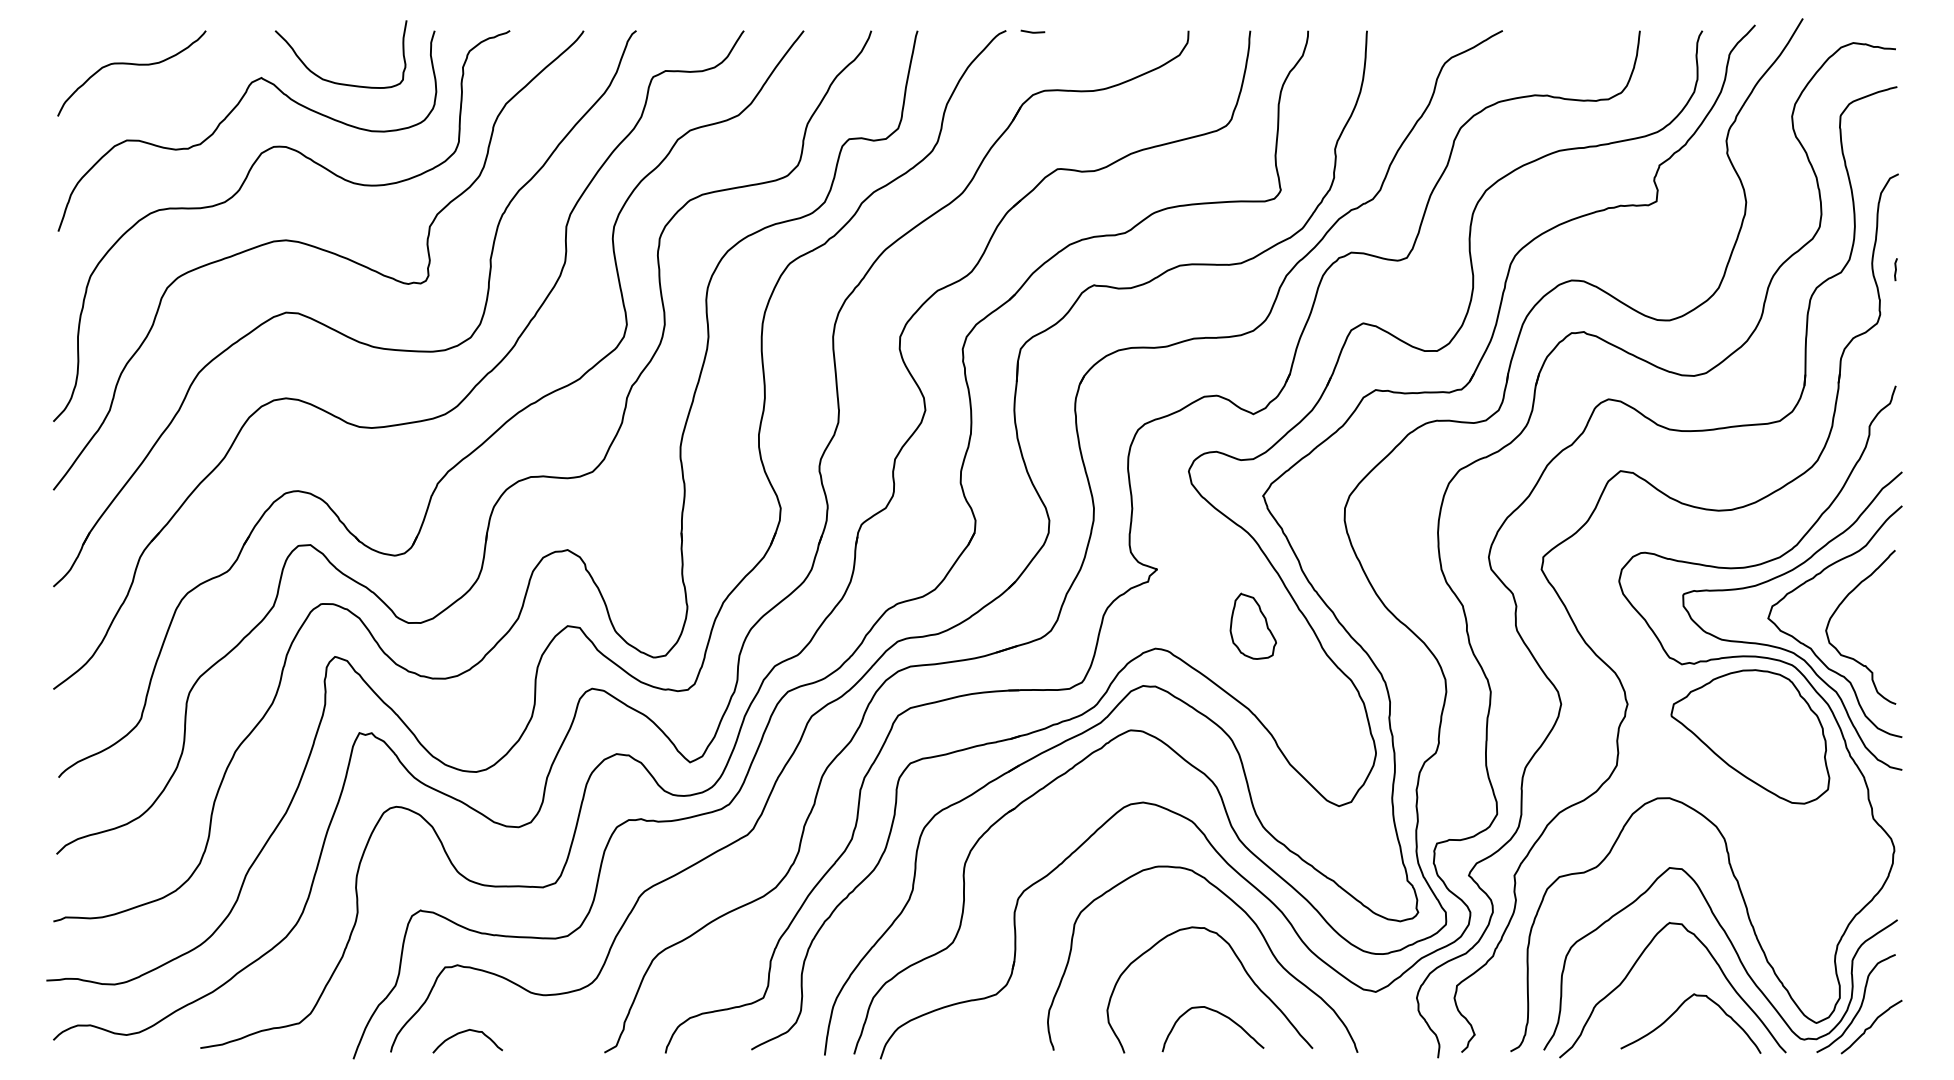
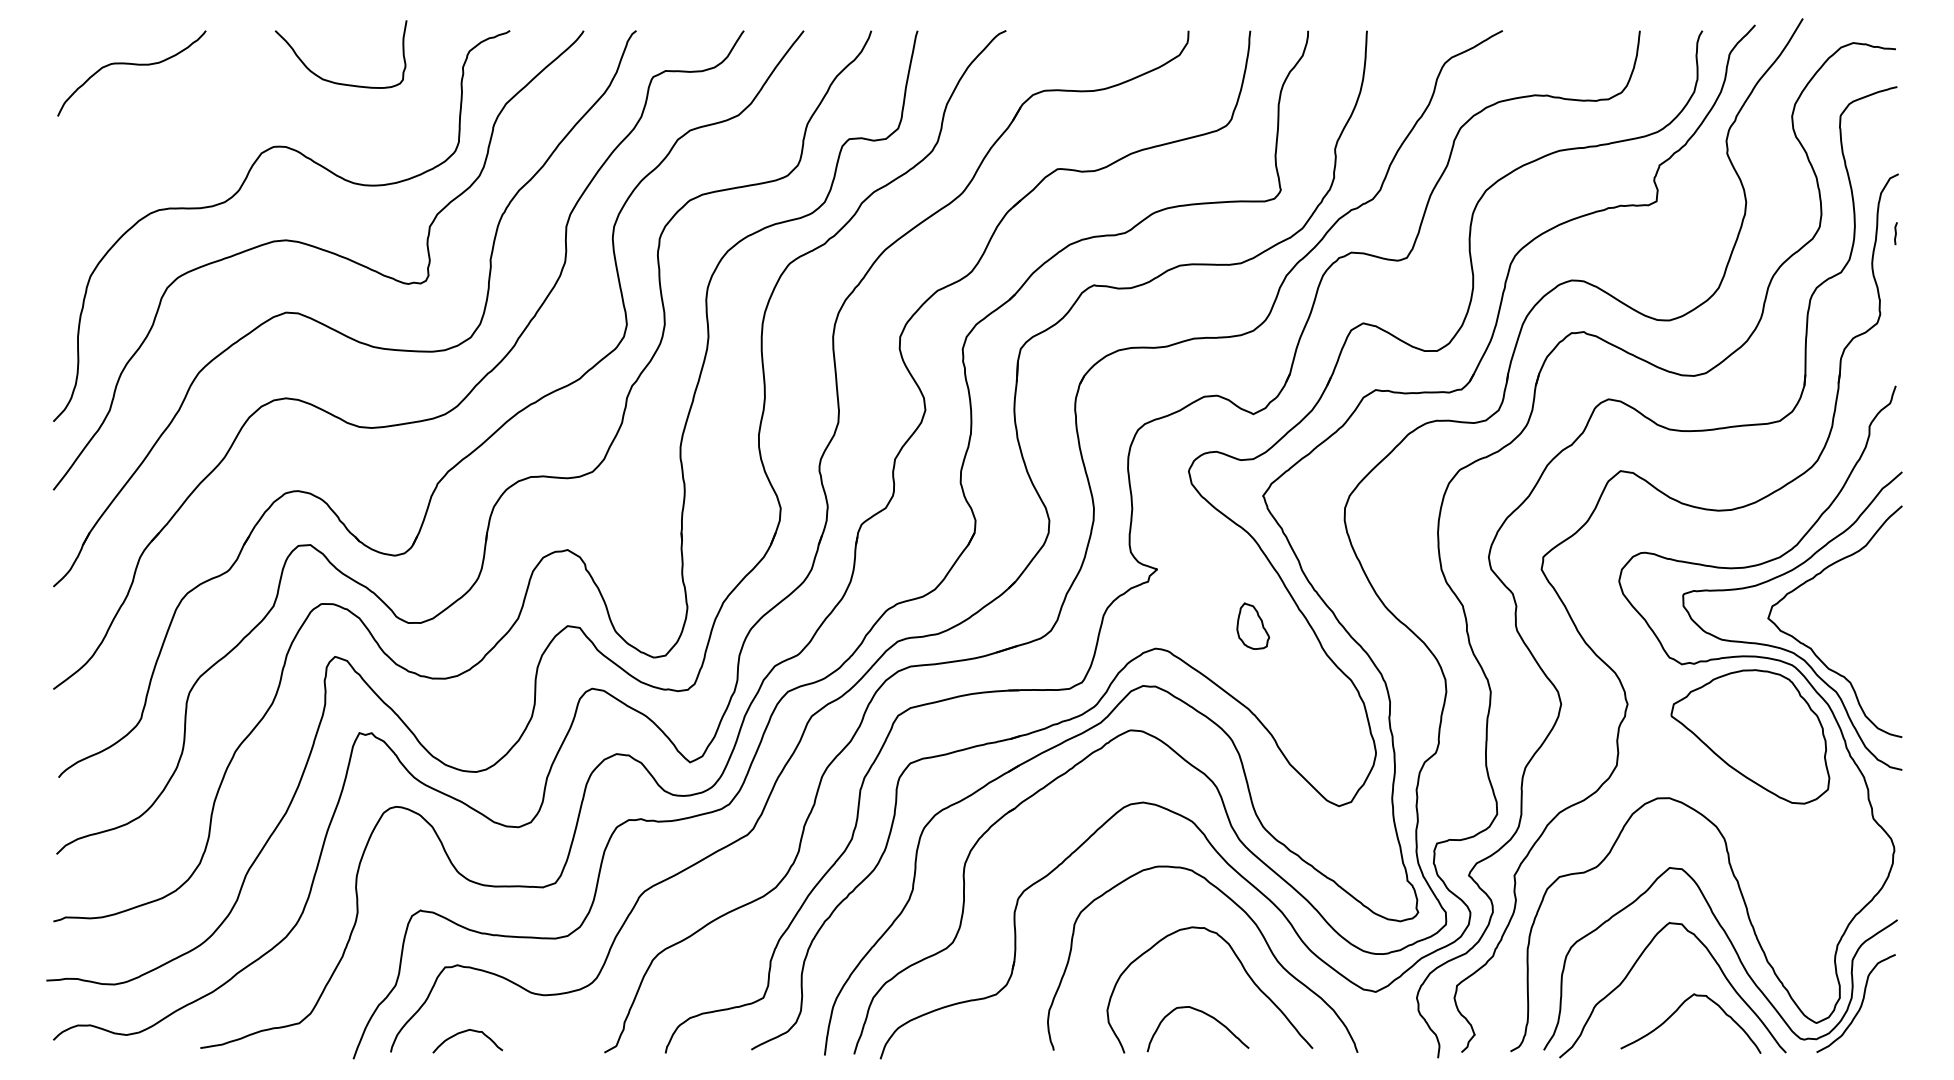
line: present -> none (1032, 31)
curve: present -> none (230, 114)
line position: (1895, 269) -> (1895, 233) (1895, 233)
curve: present -> none (1836, 611)
part size: 48x68 px -> 35x48 px (1253, 625)
curve position: (1221, 1015) -> (1206, 1015) (1206, 1015)
curve: present -> none (1871, 1026)
